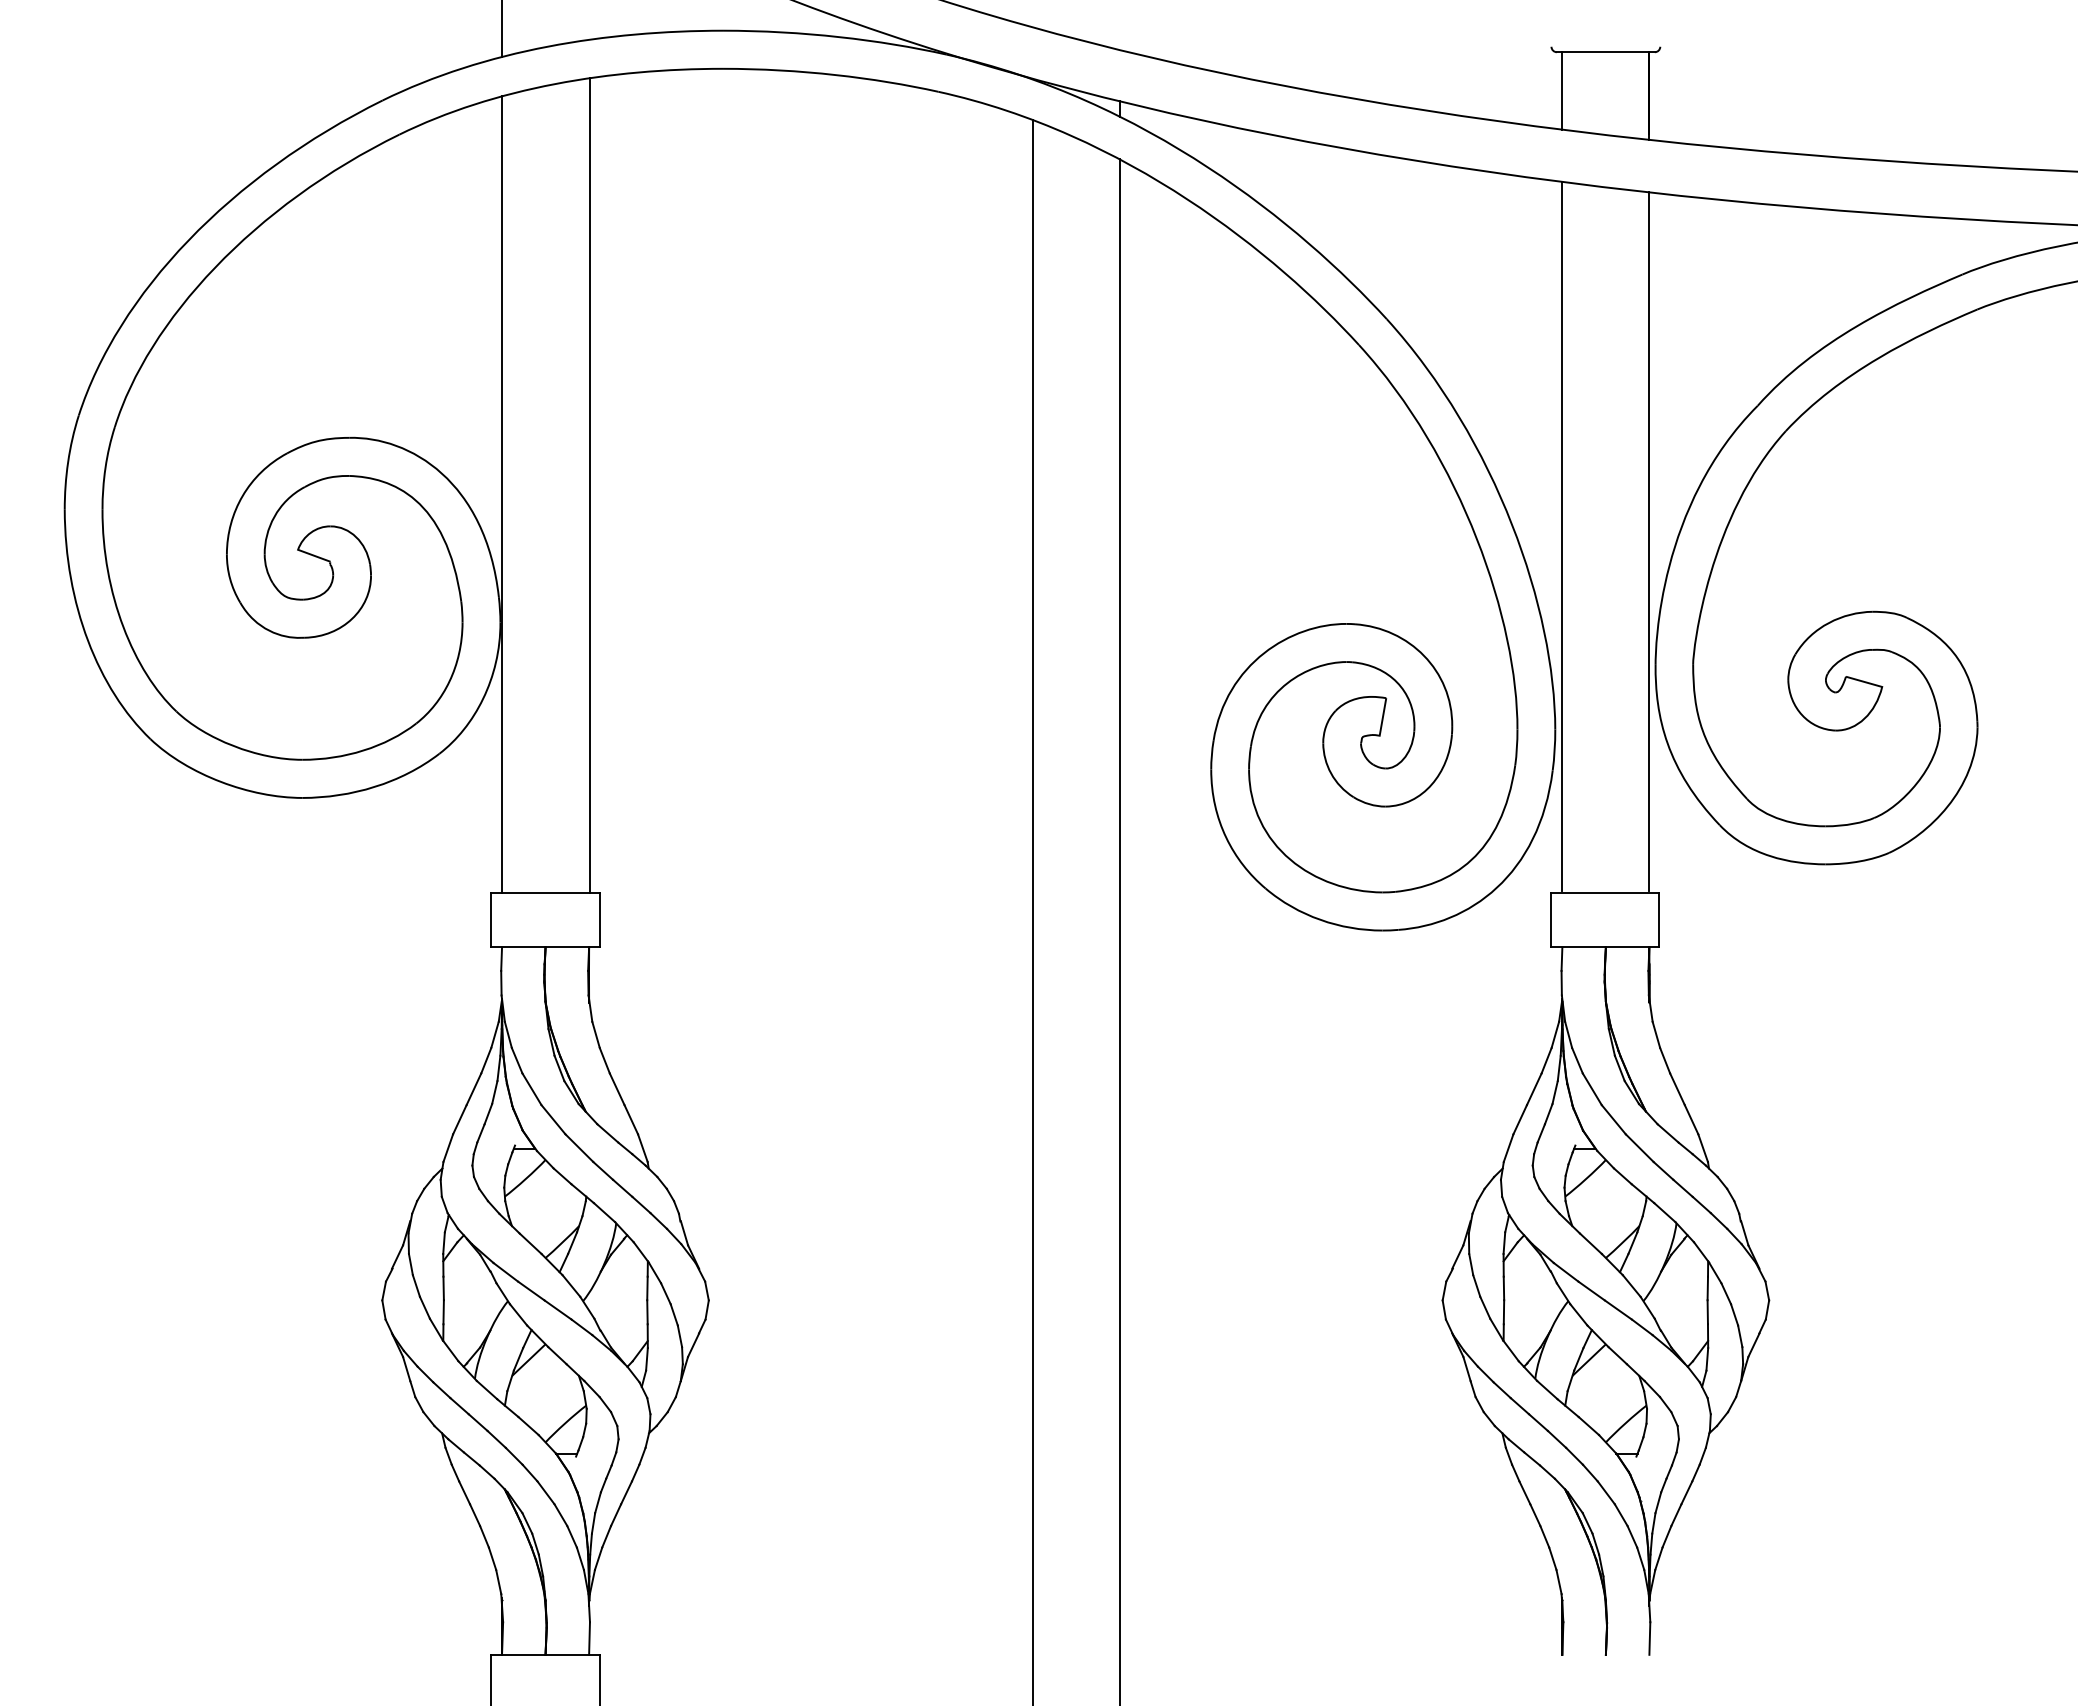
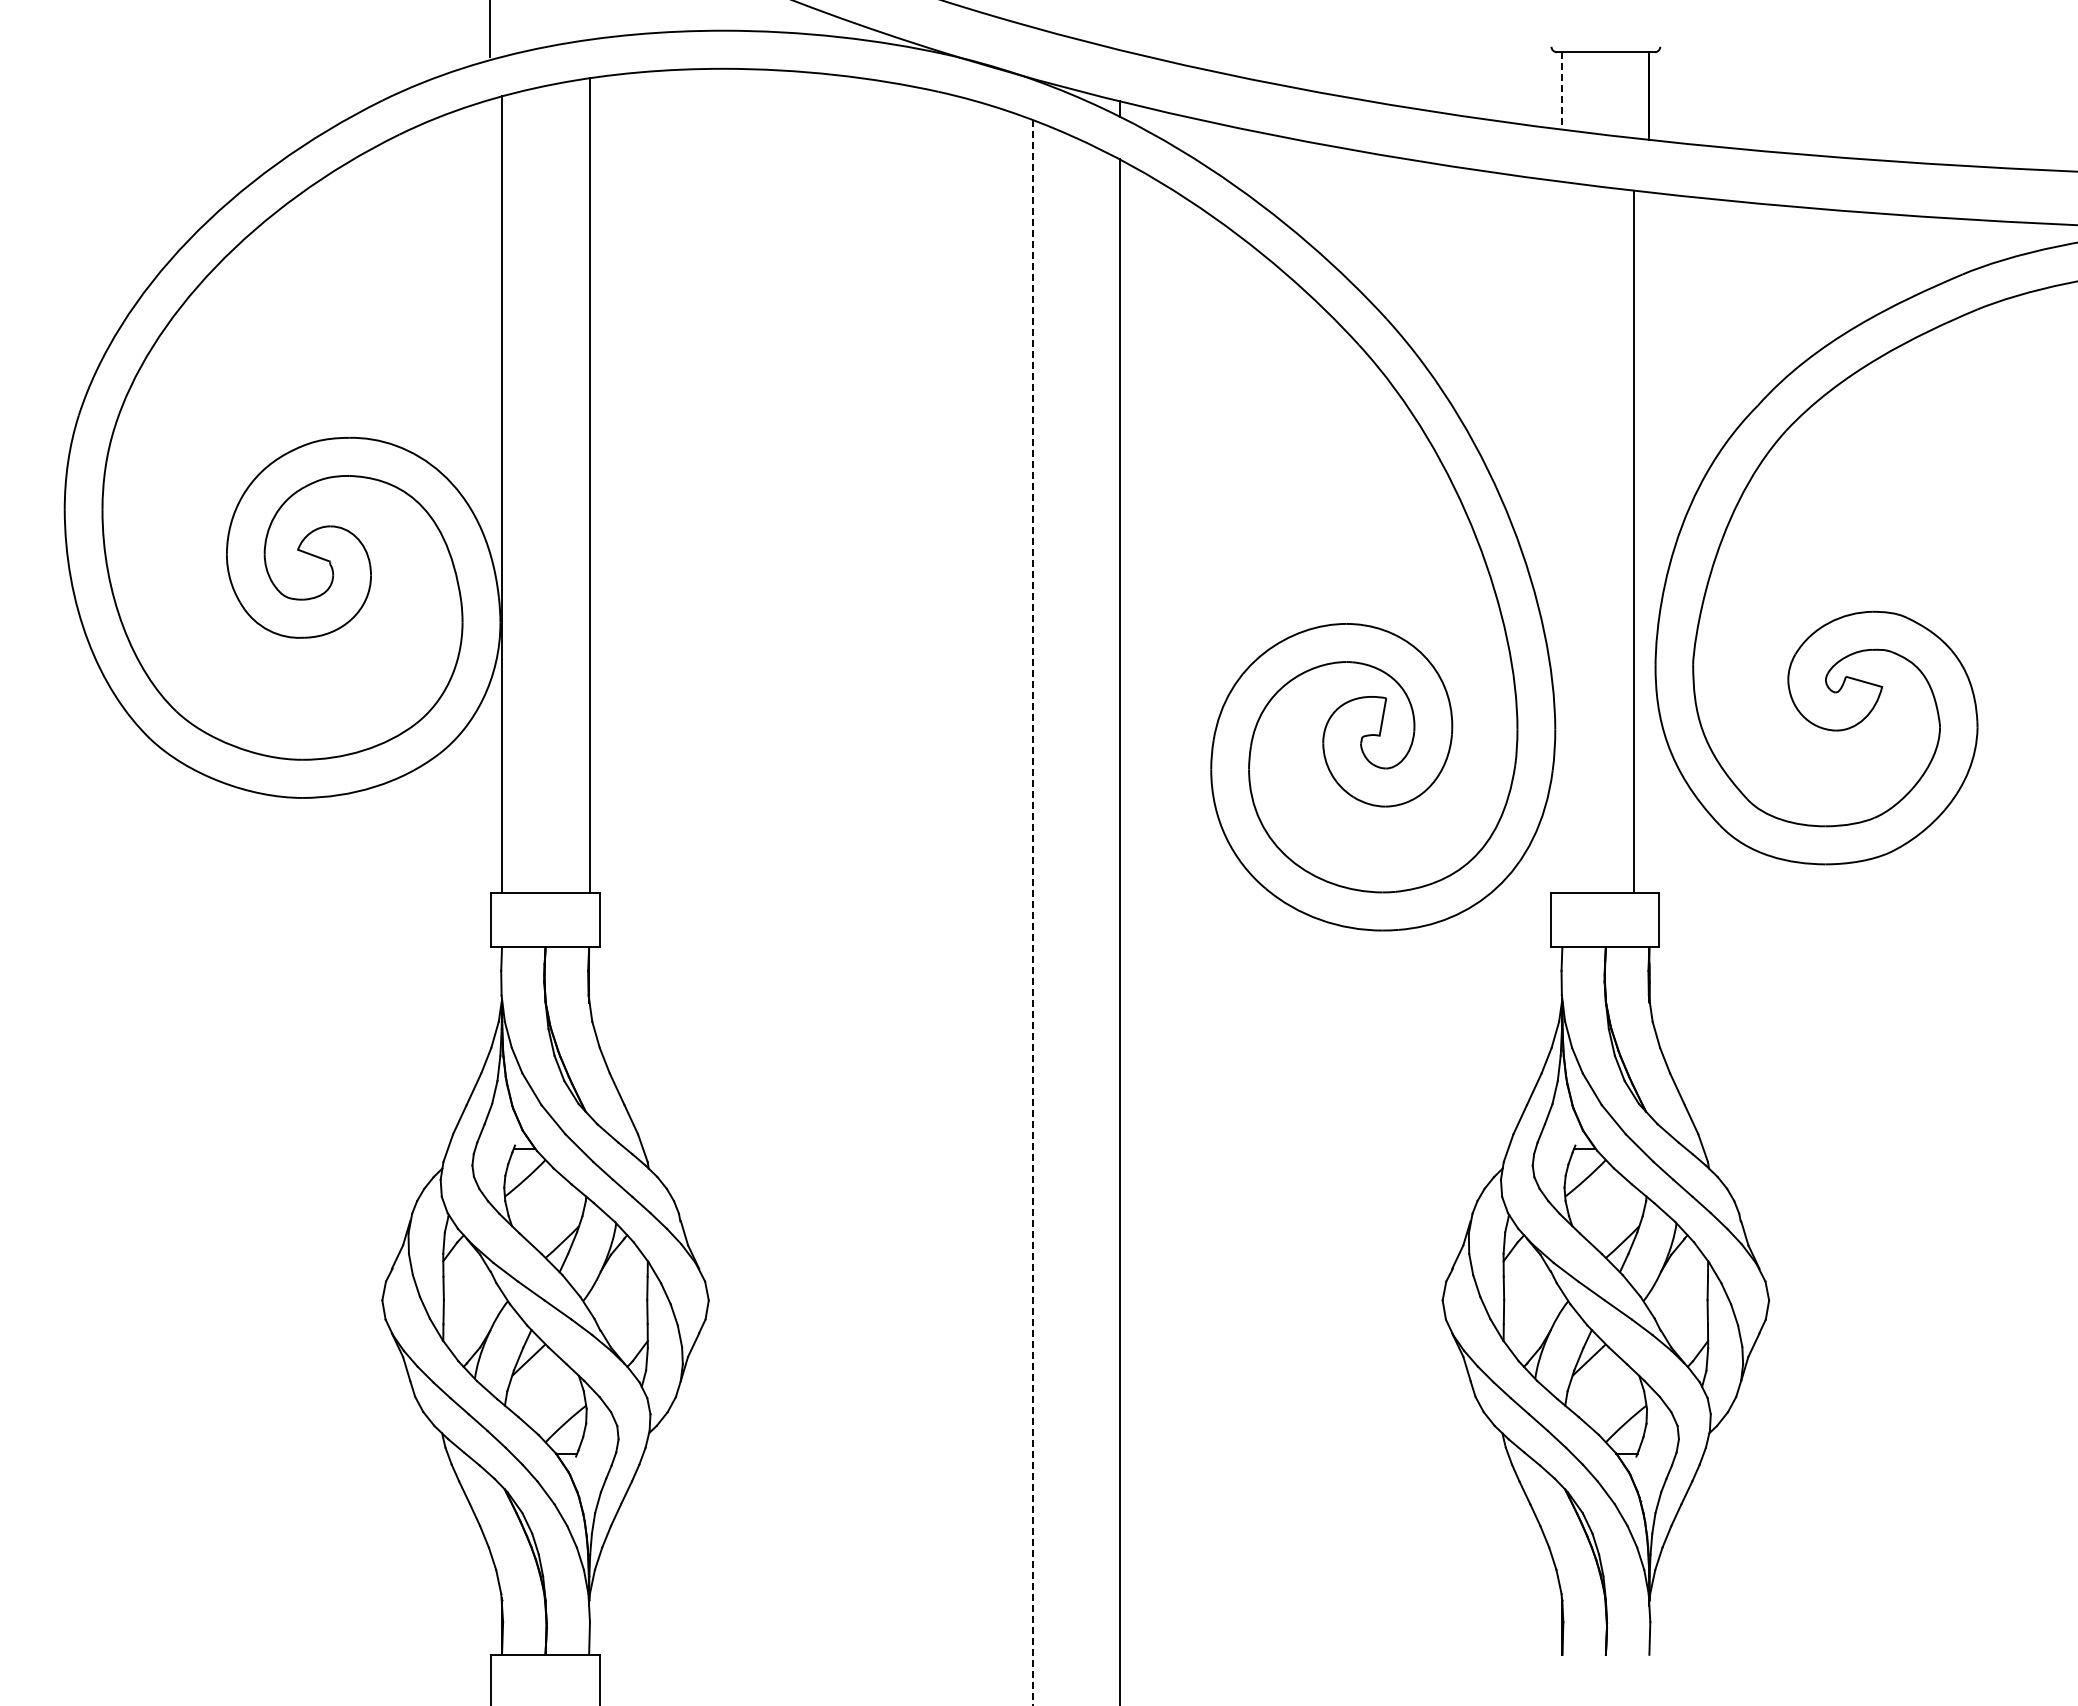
line position: (502, 29) -> (490, 29) (490, 29)
line: solid -> dashed (1562, 90)
line: present -> none (1562, 535)
line position: (1649, 541) -> (1634, 541) (1634, 541)
line: solid -> dashed (1032, 912)
